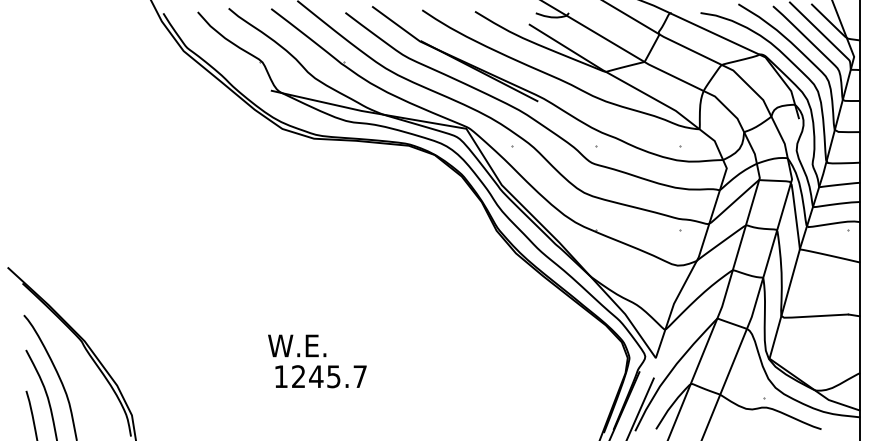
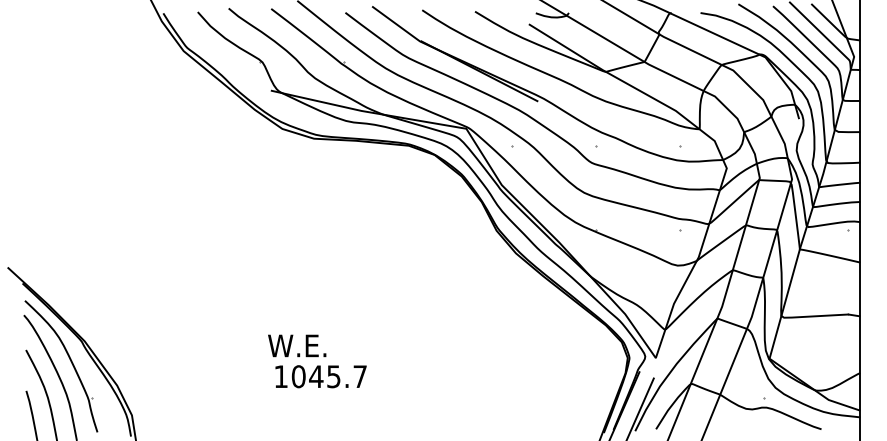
part: none -> present (70, 361)
text: 1245.7 -> 1045.7 (298, 376)
